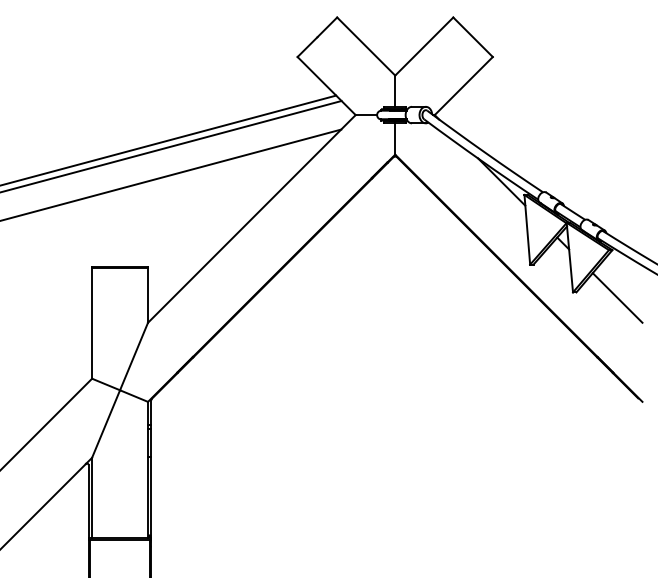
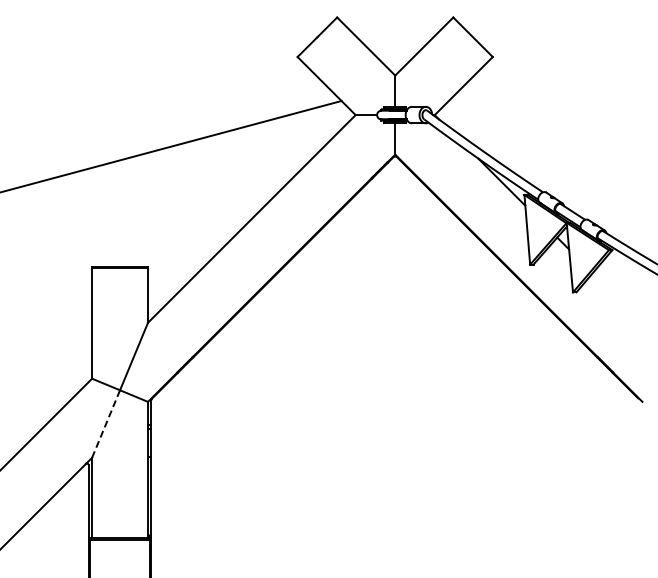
line: present -> none (169, 139)
line: present -> none (171, 174)
line: present -> none (617, 297)
line: solid -> dashed (106, 424)
